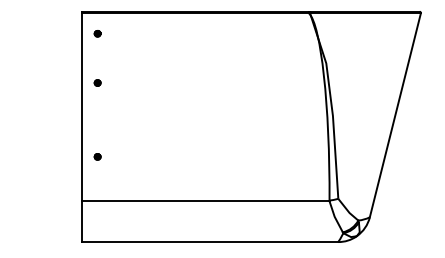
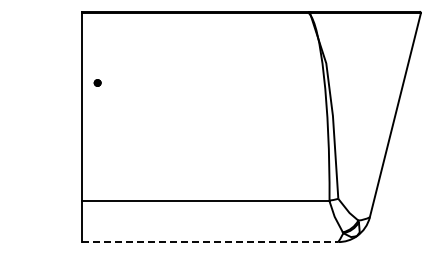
part: present -> none (97, 33)
part: present -> none (97, 156)
line: solid -> dashed (210, 242)
